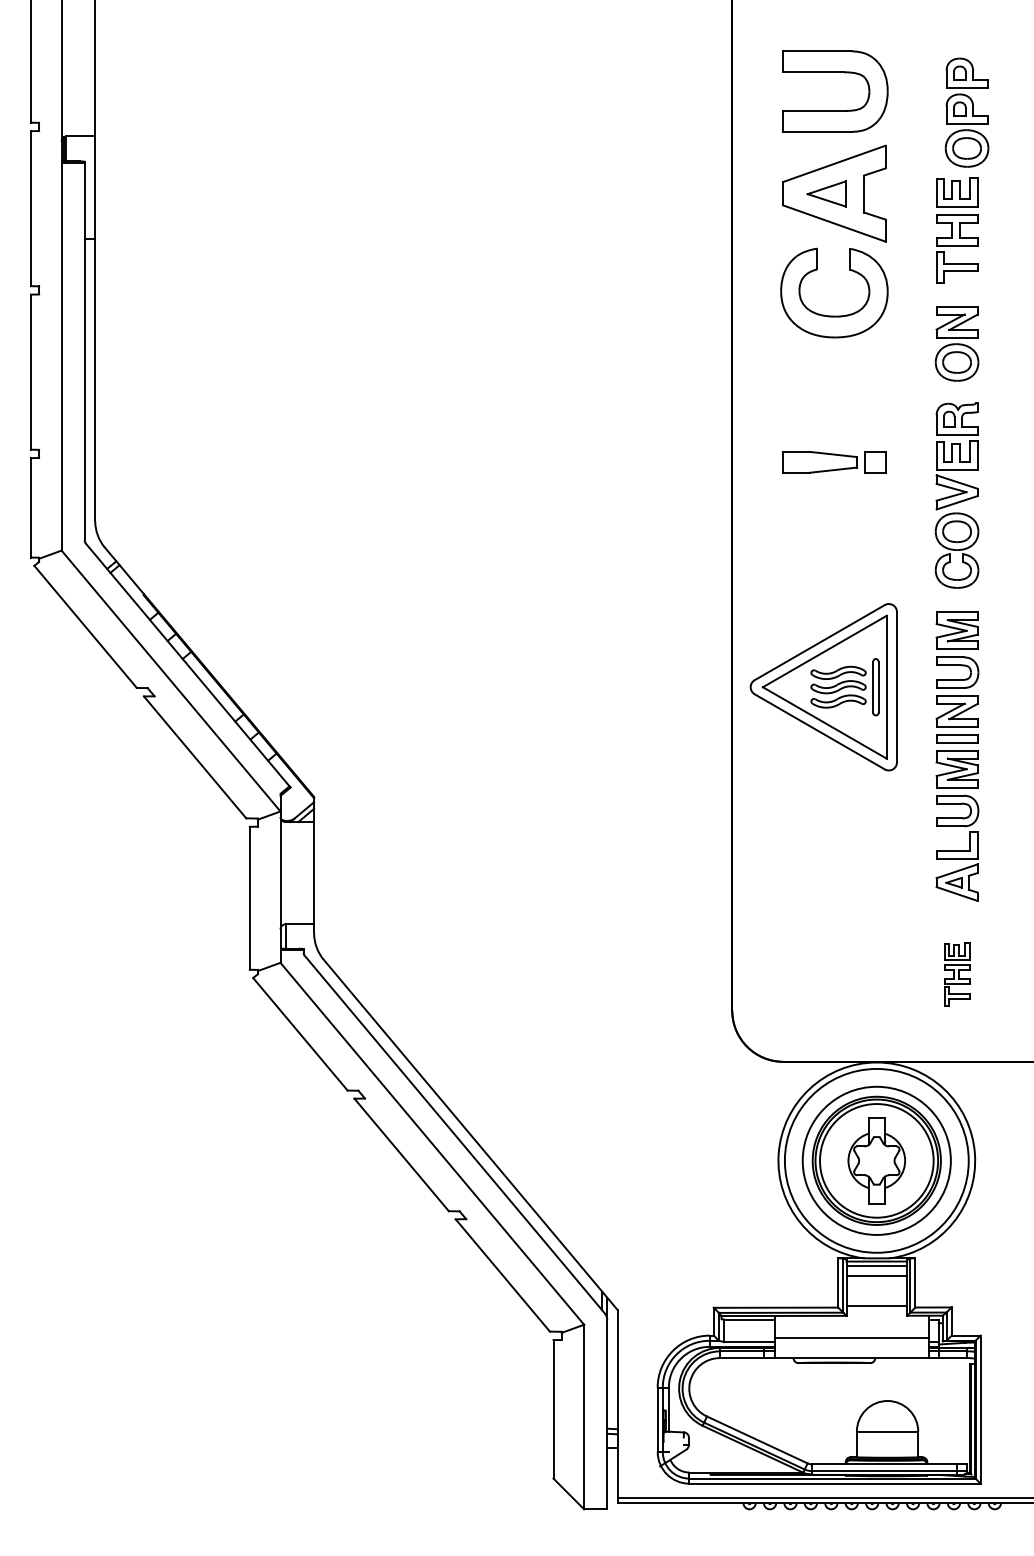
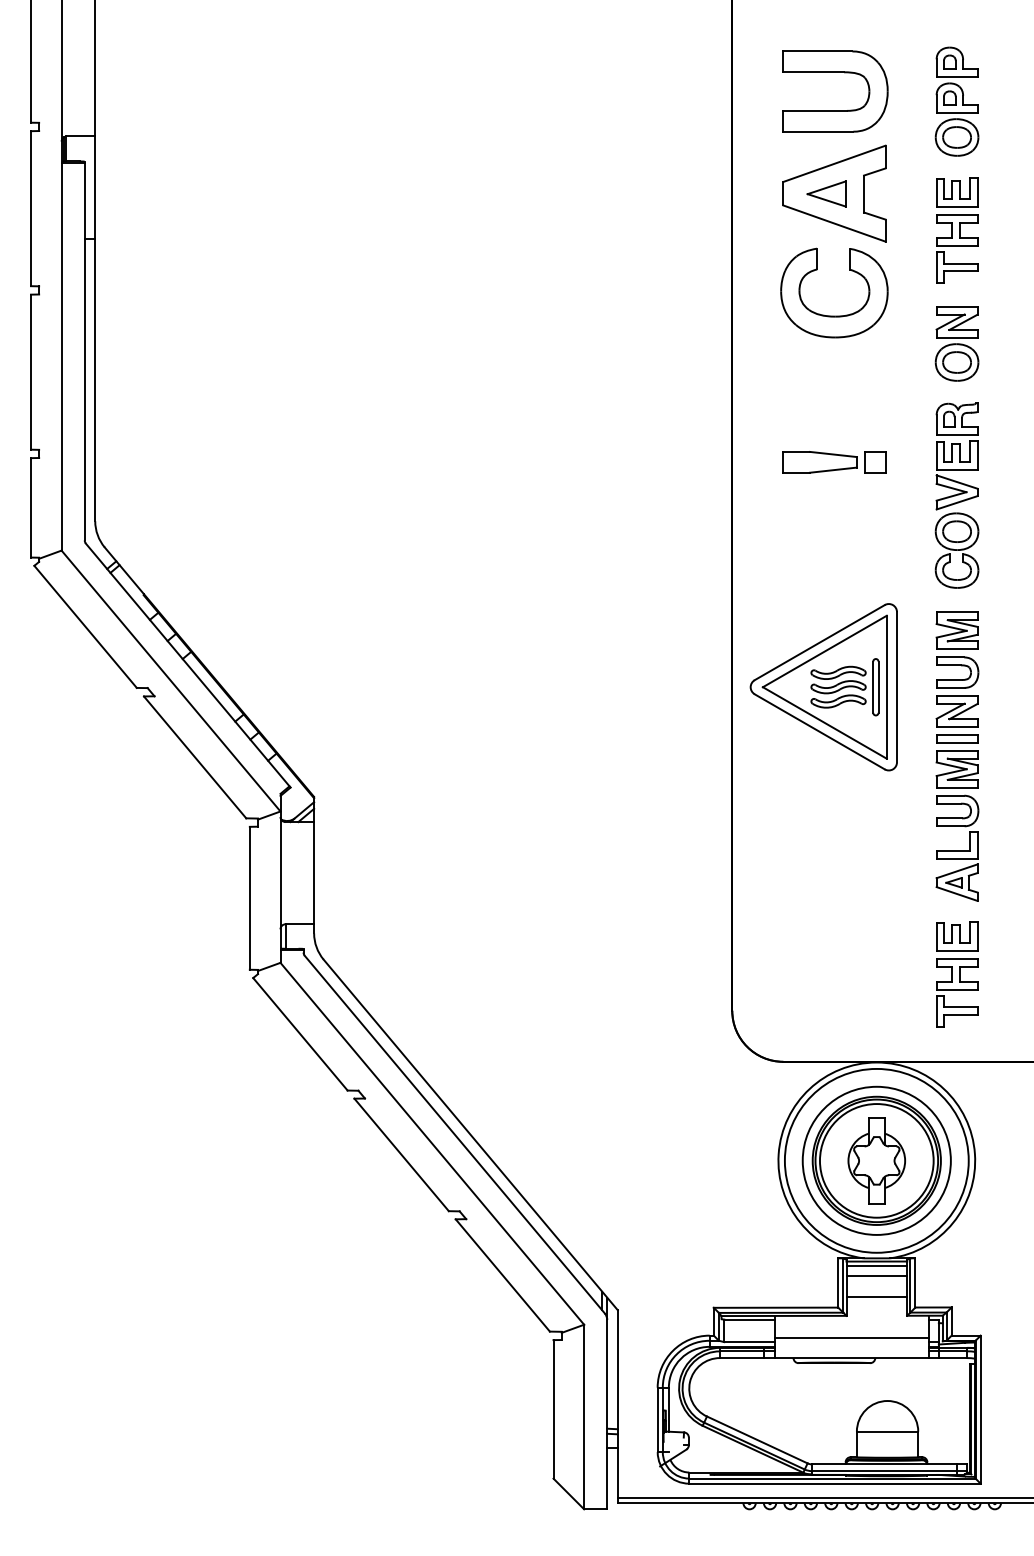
part position: (966, 112) -> (956, 101) (956, 101)
part size: 27x65 px -> 43x107 px (957, 974)
line position: (876, 1305) -> (876, 1296) (876, 1296)
